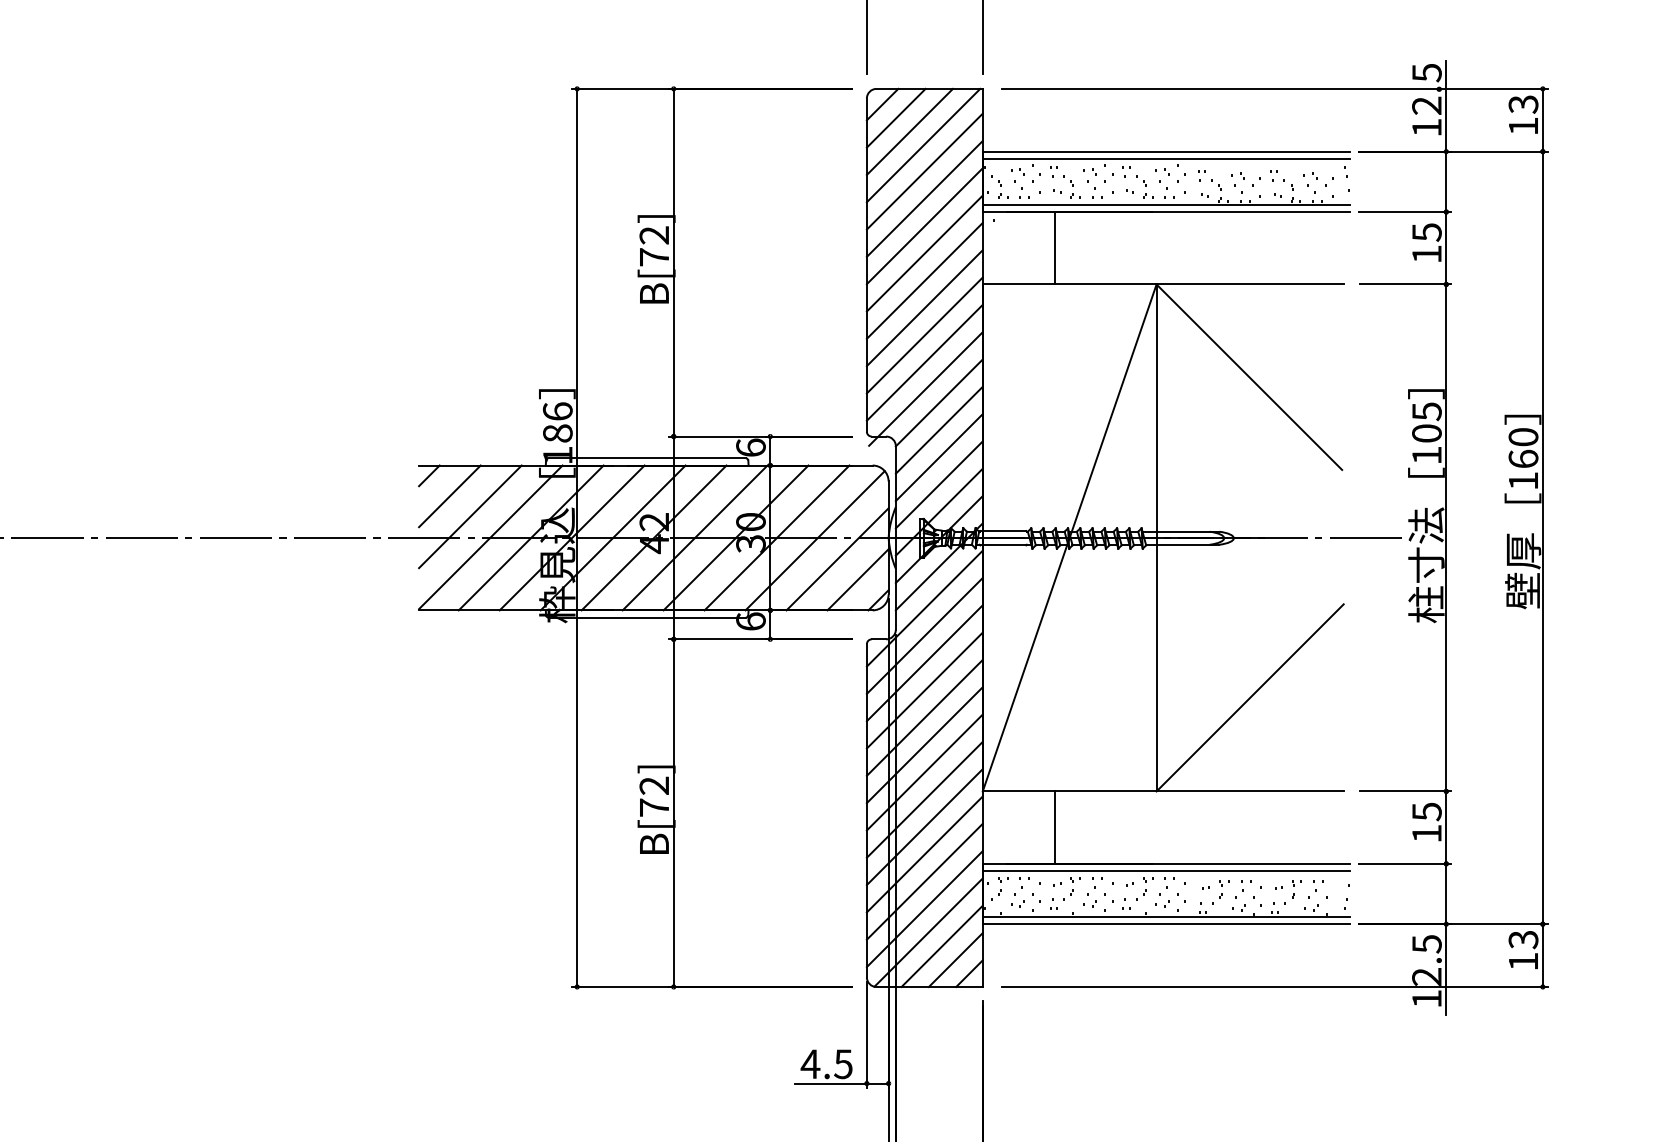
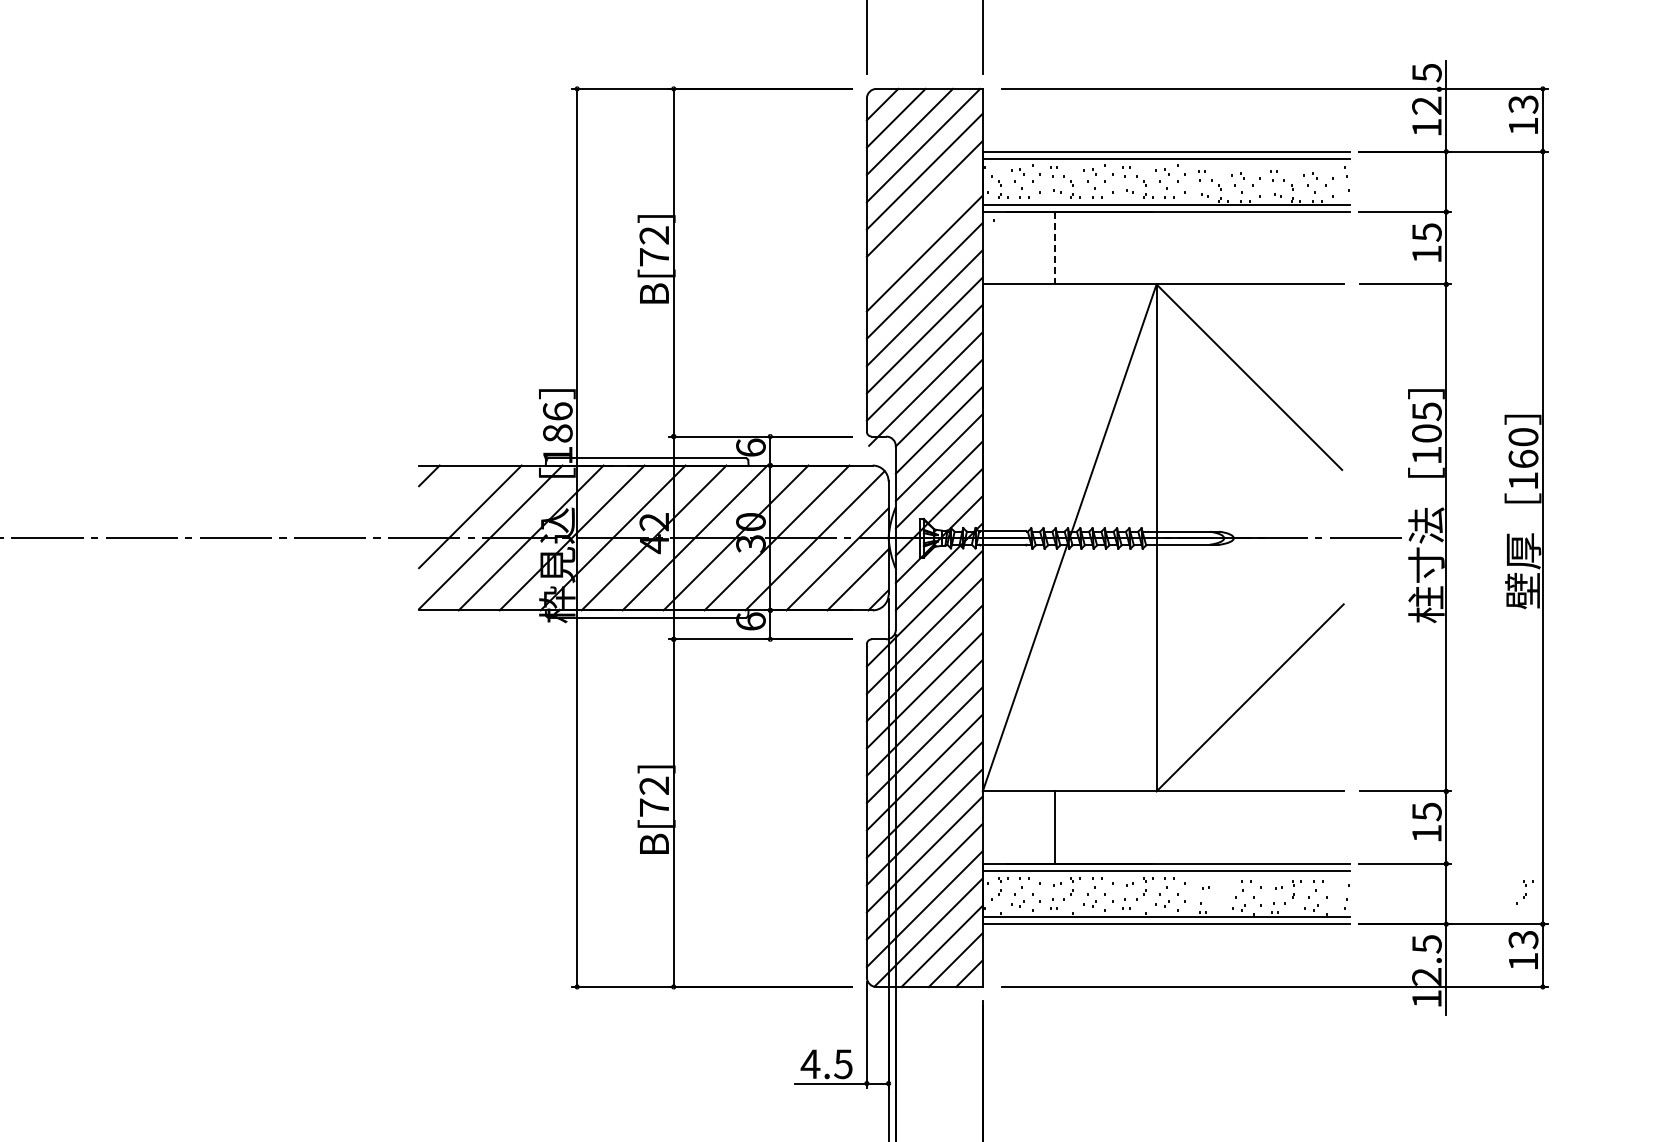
line: present -> none (924, 226)
line: solid -> dashed (1055, 248)
line: present -> none (449, 496)
part position: (1220, 892) -> (1524, 892) (1524, 892)
